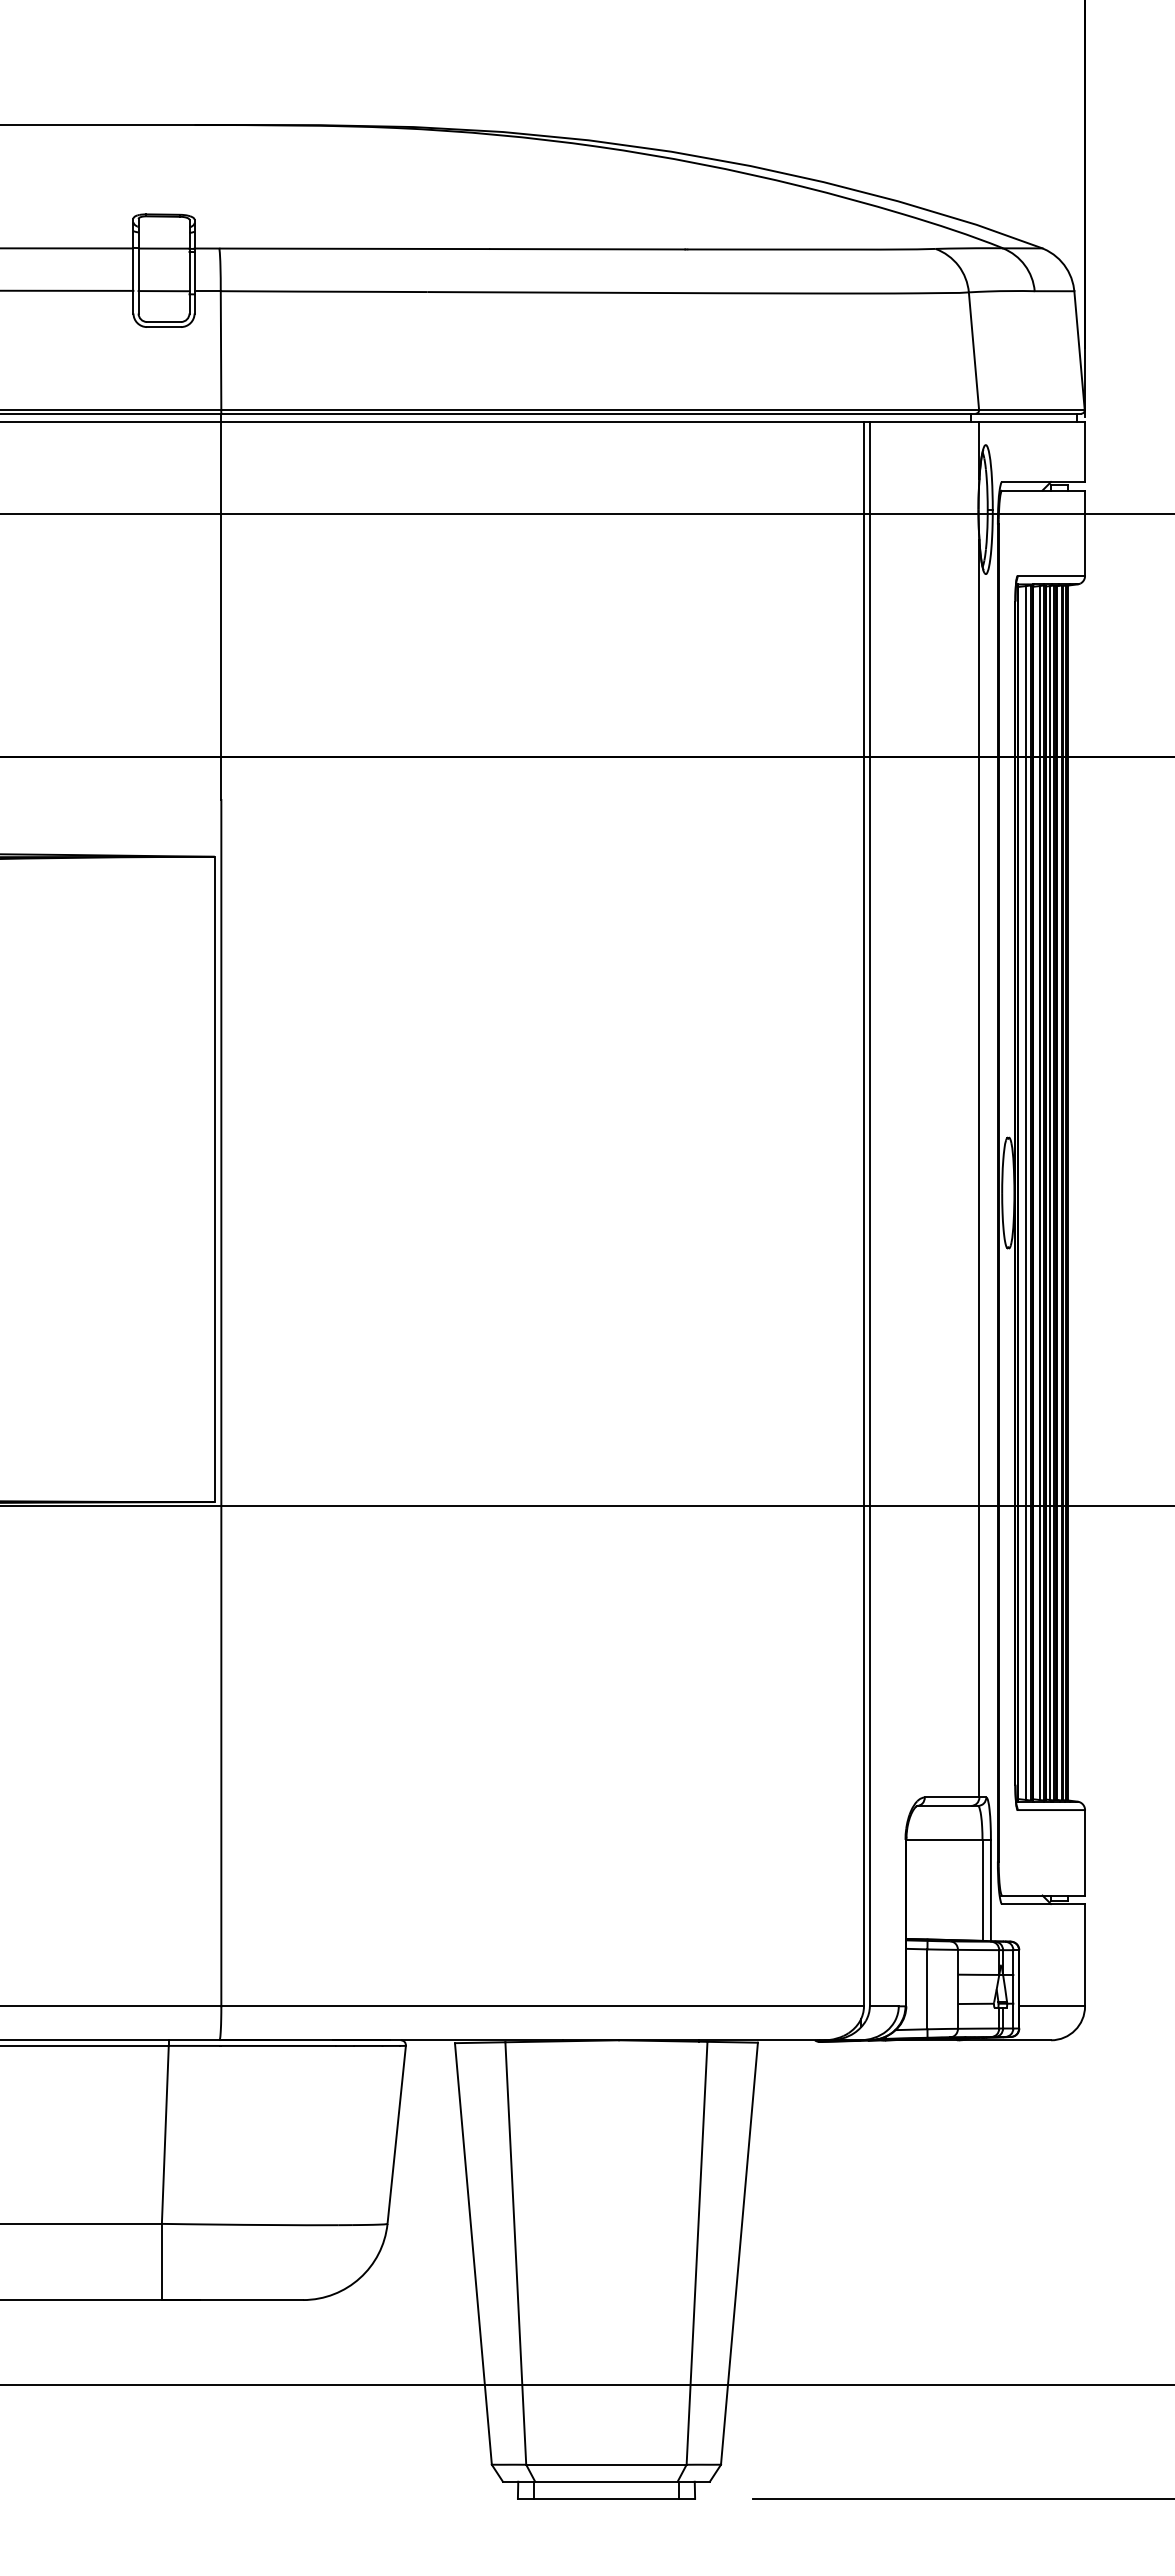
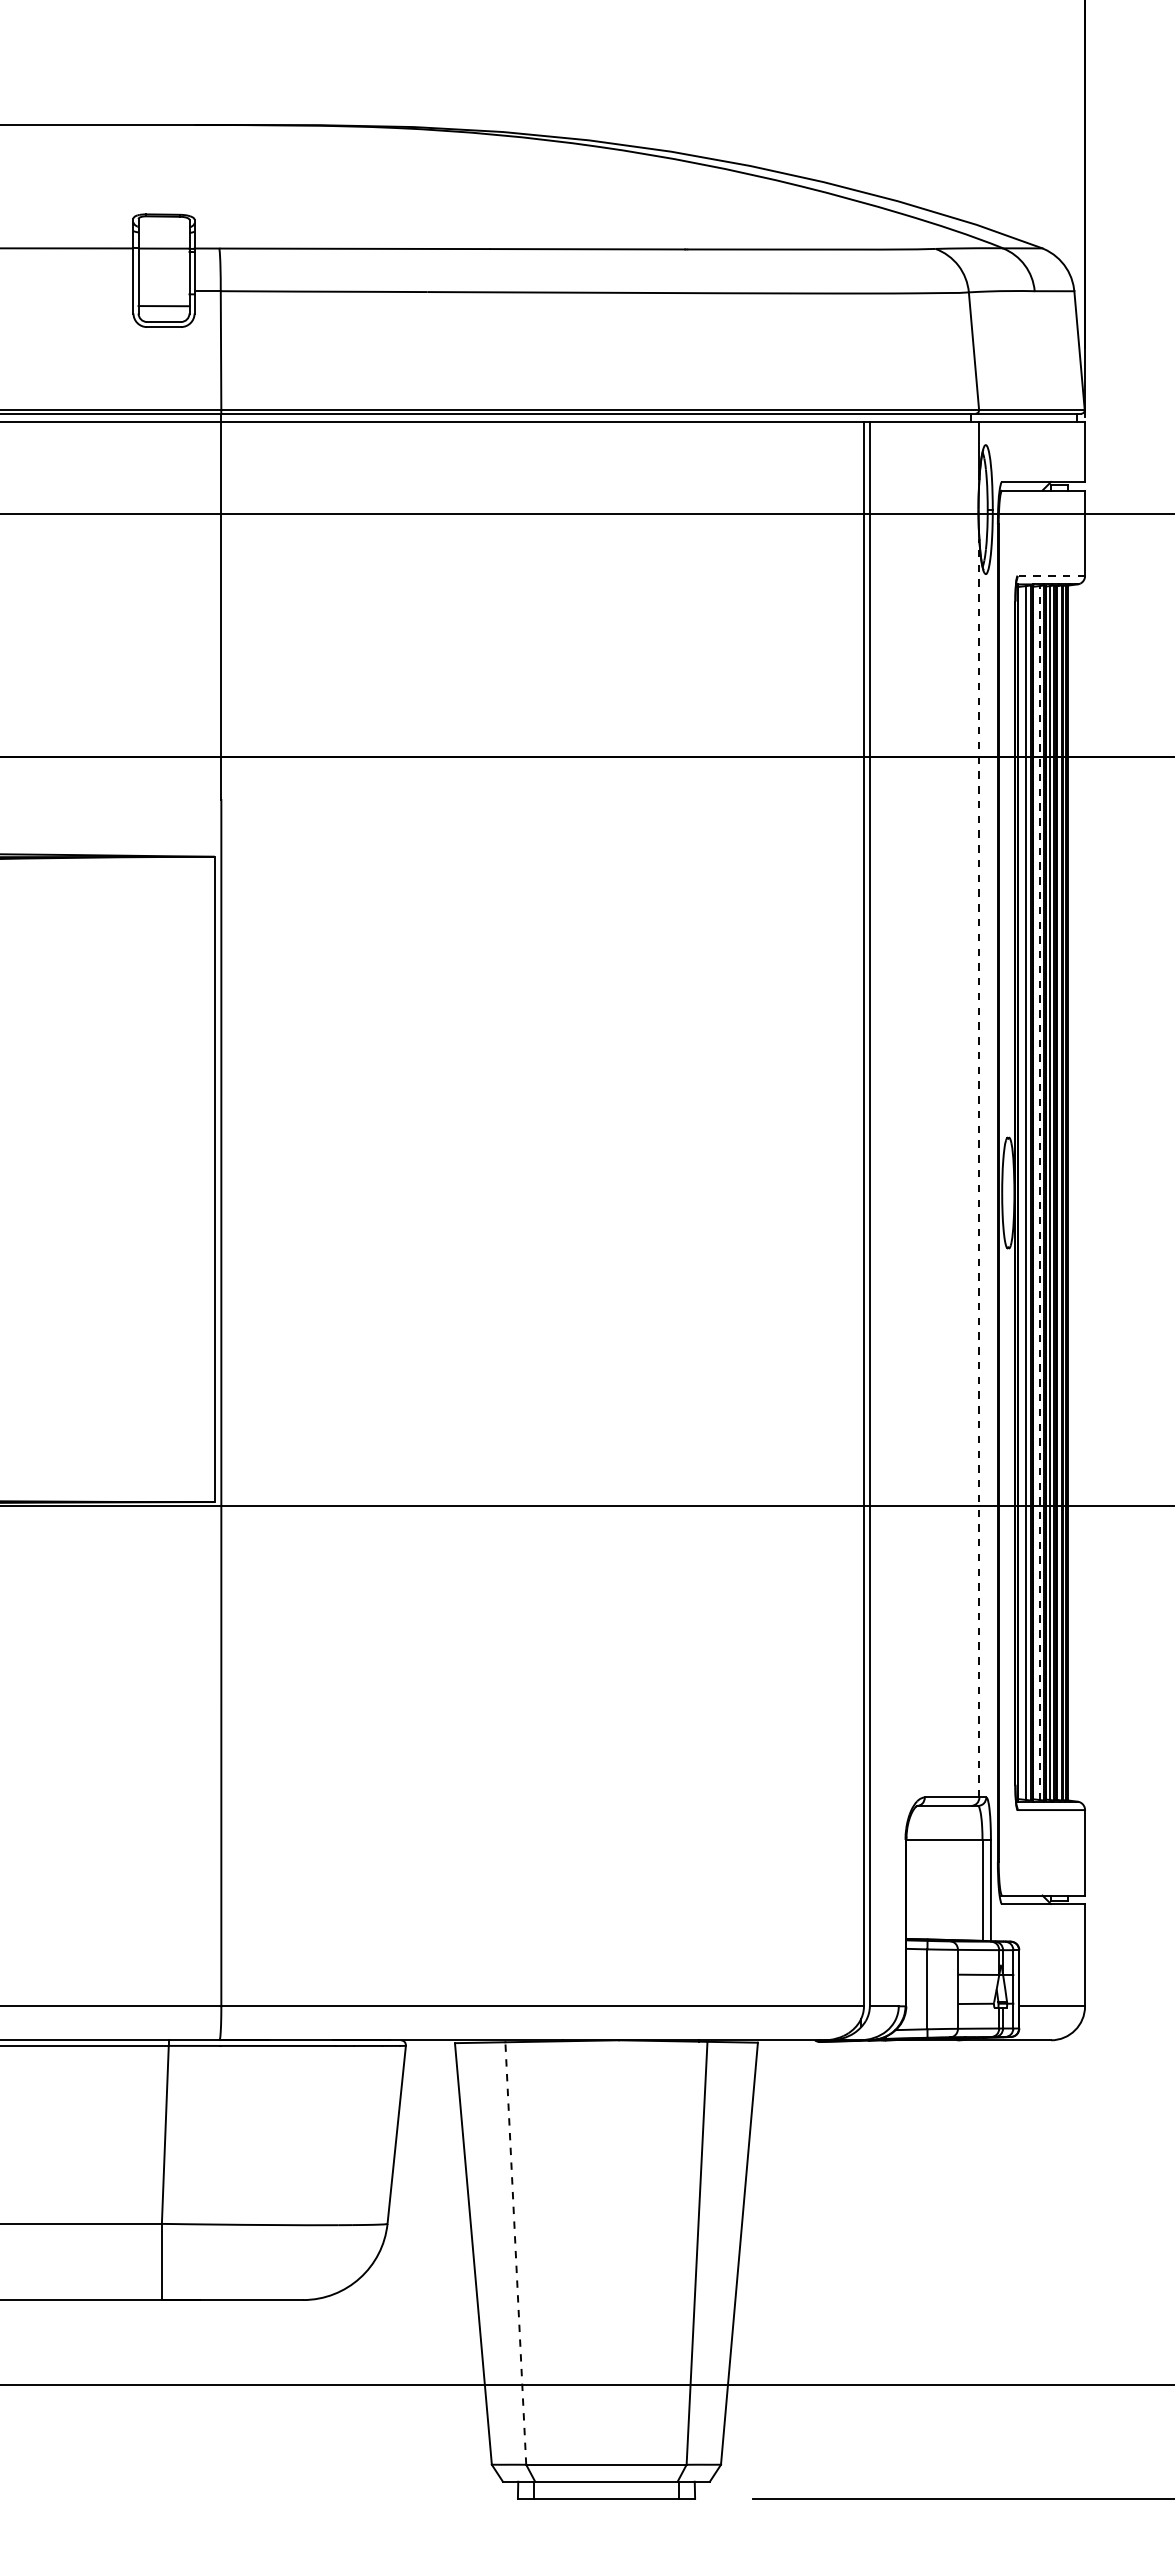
line: present -> none (67, 290)
line position: (163, 291) -> (163, 306) (163, 306)
line: solid -> dashed (1051, 575)
line: solid -> dashed (979, 1168)
line: solid -> dashed (1039, 1193)
line: solid -> dashed (515, 2253)
